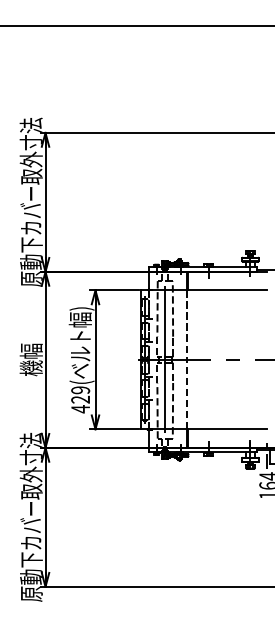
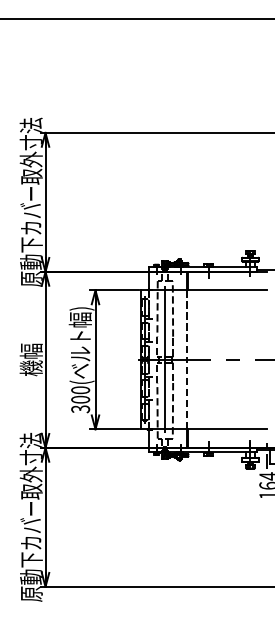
line position: (136, 25) -> (136, 18) (136, 18)
text: 429( -> 300( (80, 399)
